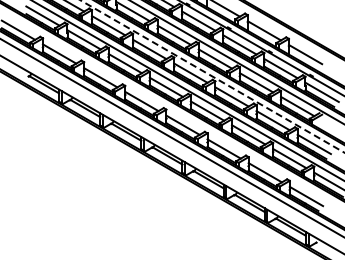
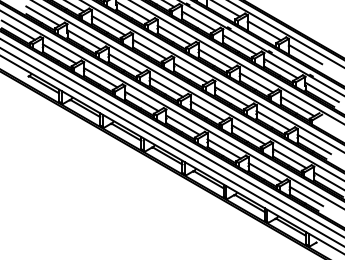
line: none -> present (286, 34)
line: dashed -> solid (212, 76)
line: none -> present (171, 109)
line: none -> present (171, 147)
